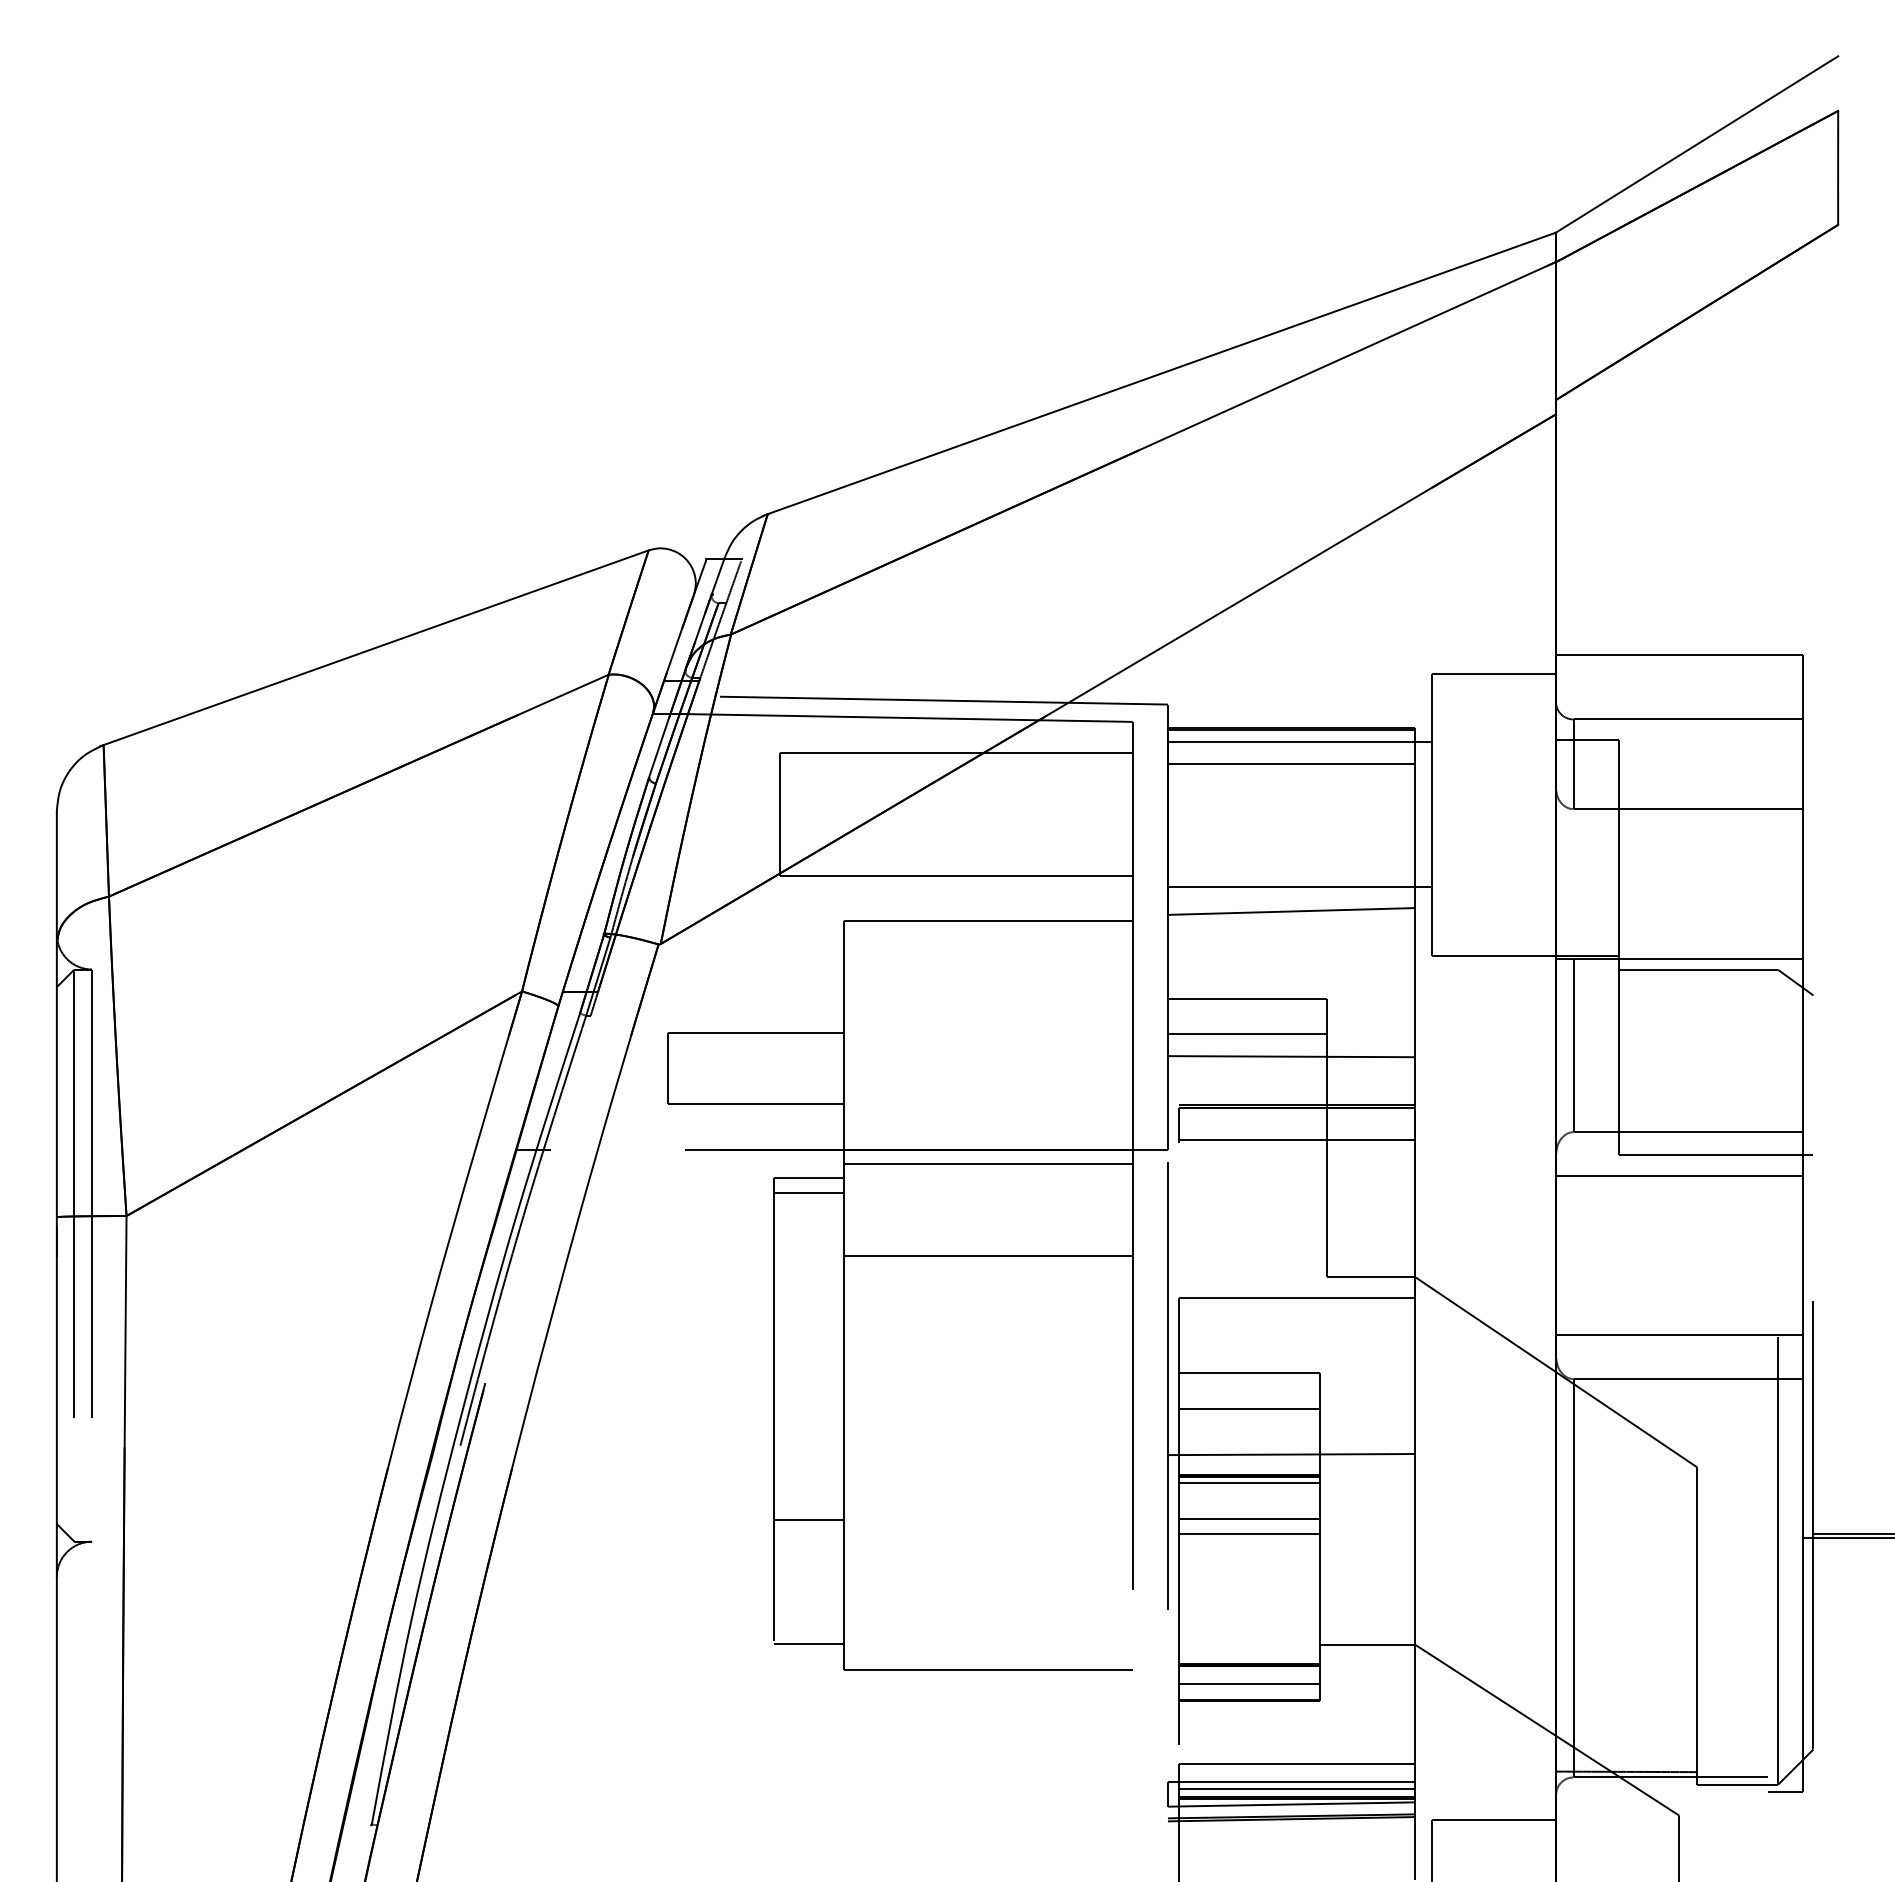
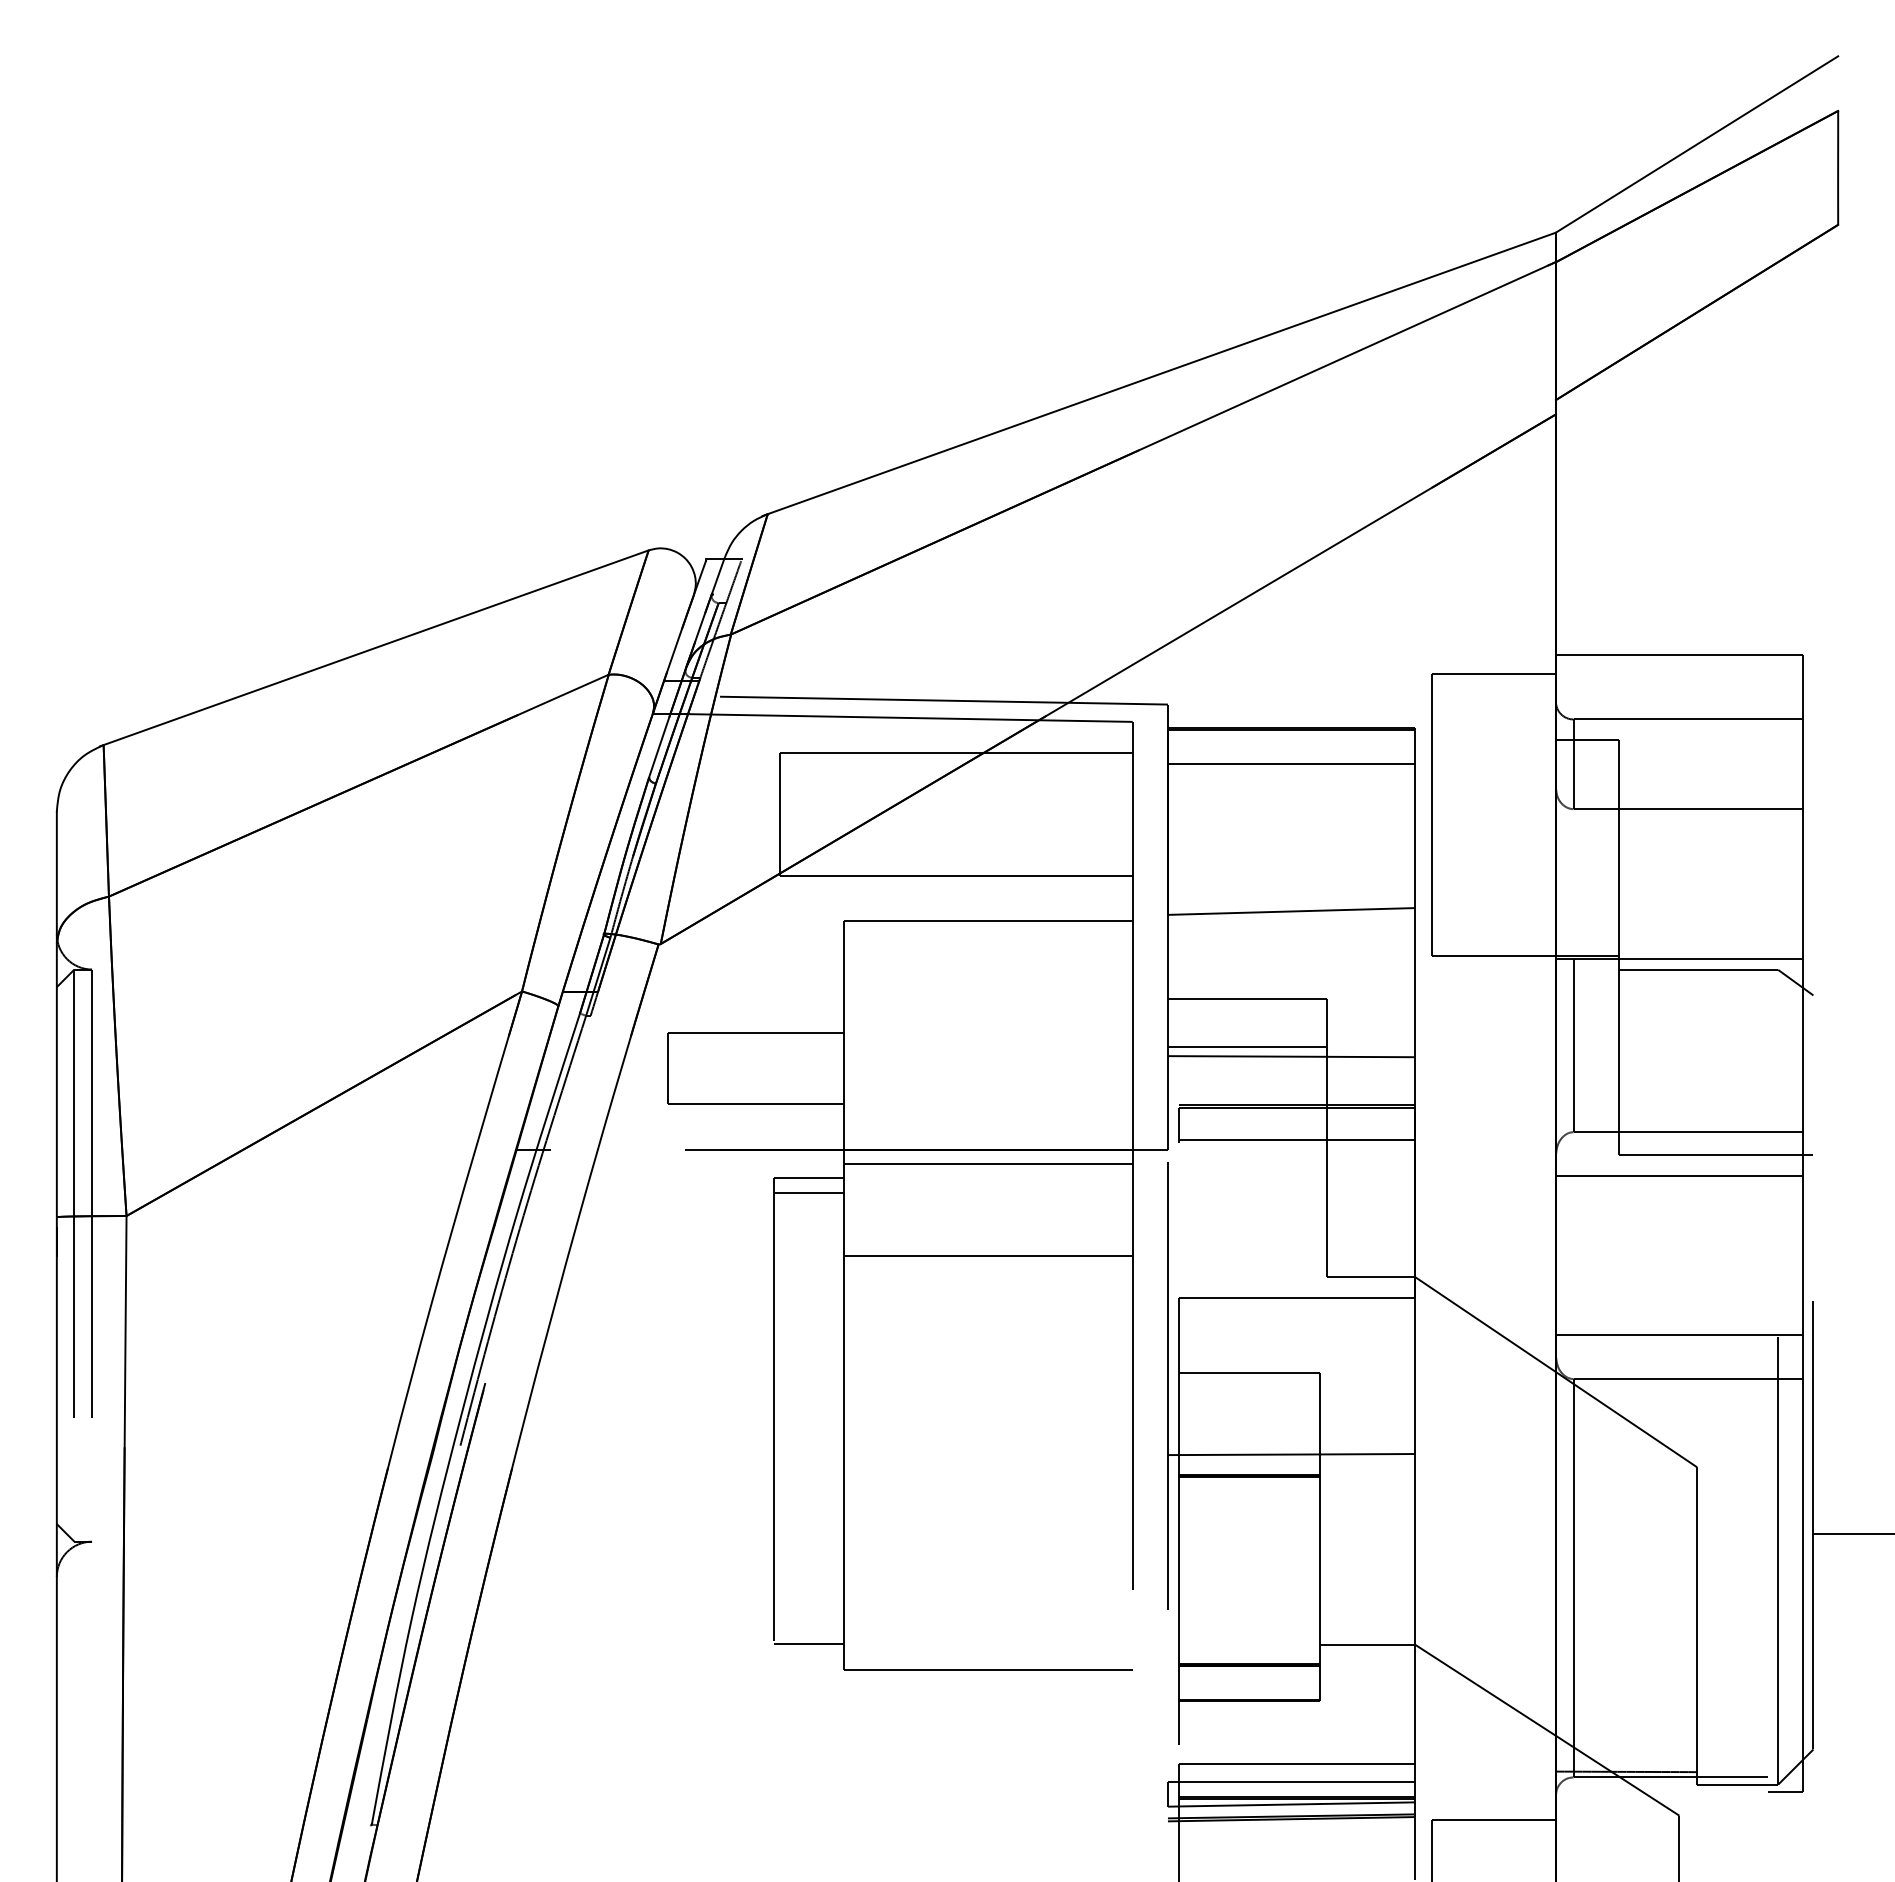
line: present -> none (1299, 742)
line: present -> none (1299, 887)
line position: (1246, 1033) -> (1246, 1046) (1246, 1046)
line: present -> none (1248, 1408)
line: present -> none (1248, 1482)
line: present -> none (1248, 1518)
line: present -> none (808, 1520)
line: present -> none (1248, 1534)
line: present -> none (1846, 1537)
line: present -> none (1248, 1684)
line: present -> none (1296, 1788)
